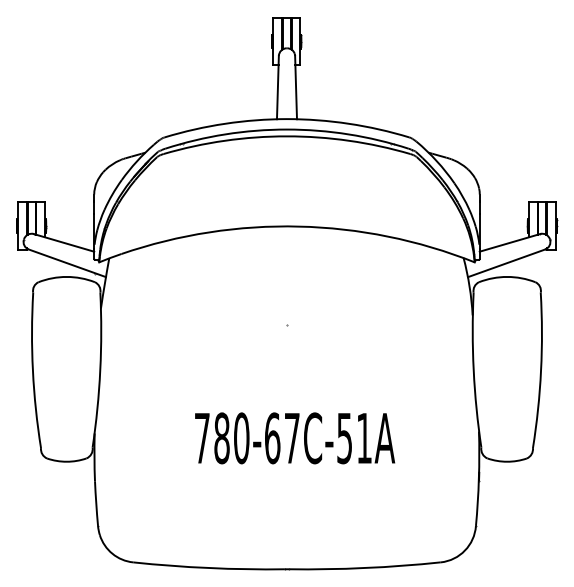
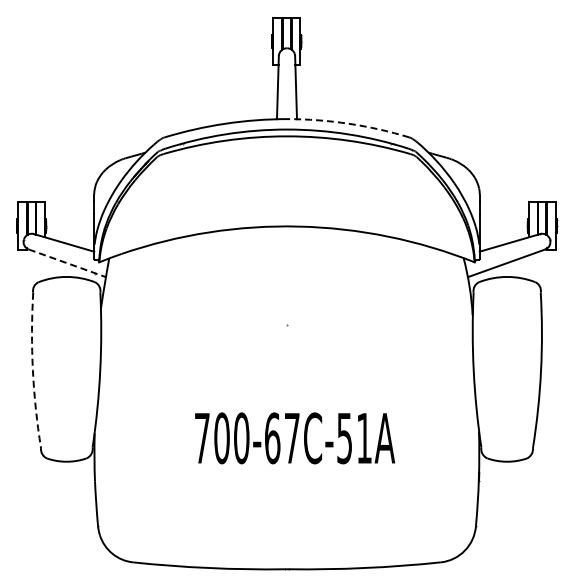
arc: solid -> dashed (348, 123)
line: solid -> dashed (67, 263)
arc: solid -> dashed (32, 370)
text: 780-67C-51A -> 700-67C-51A (221, 438)
